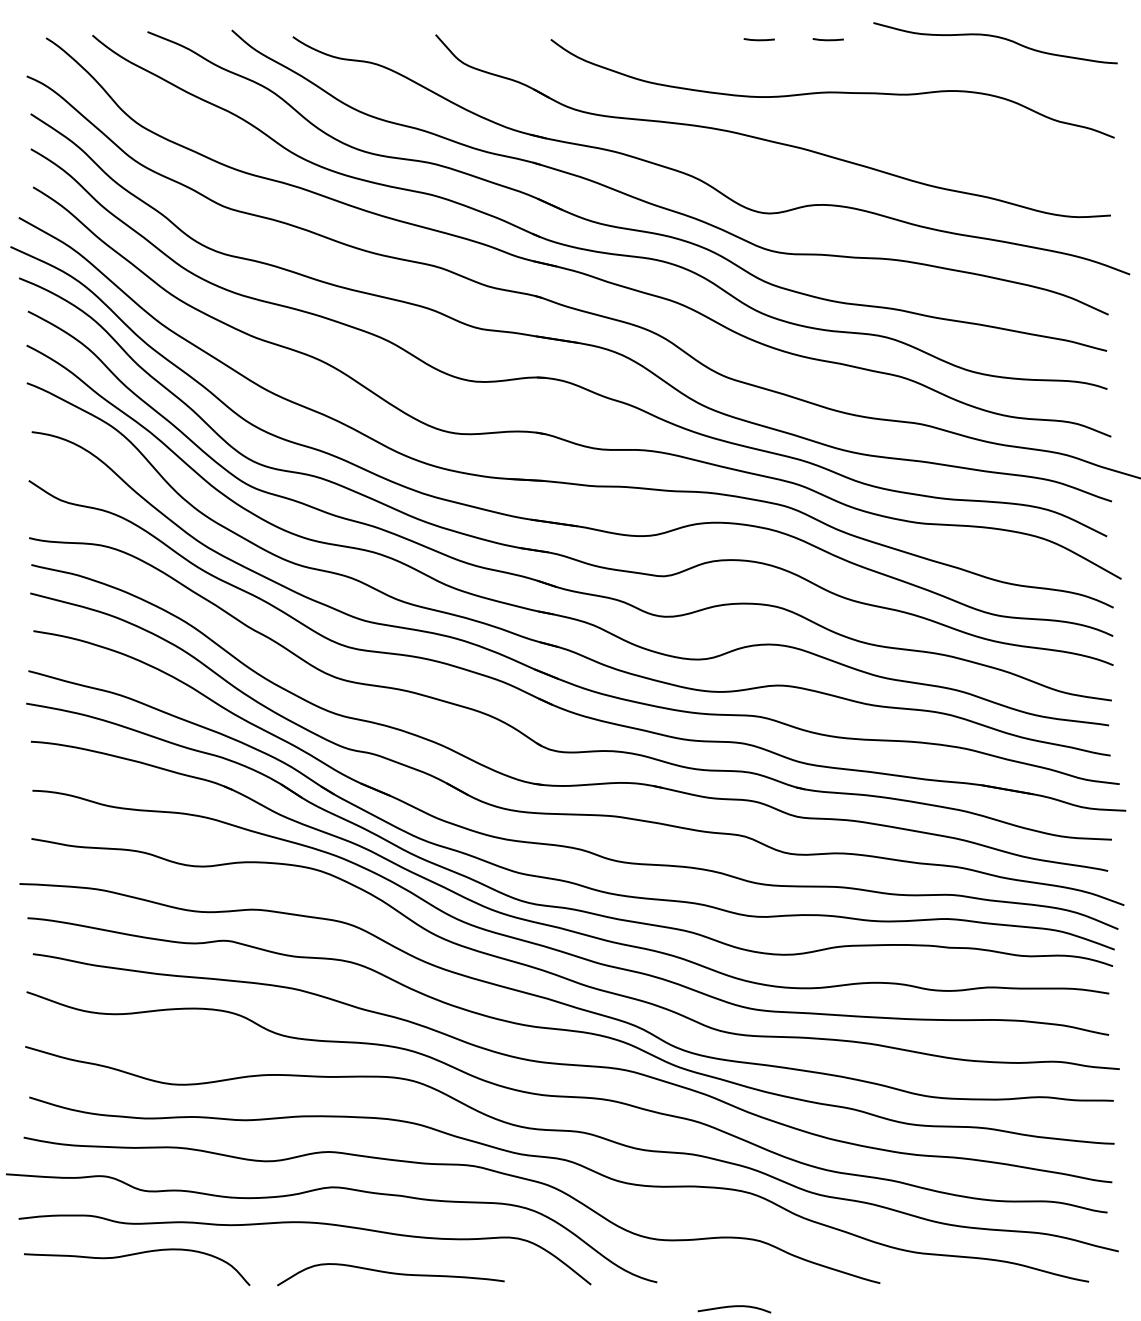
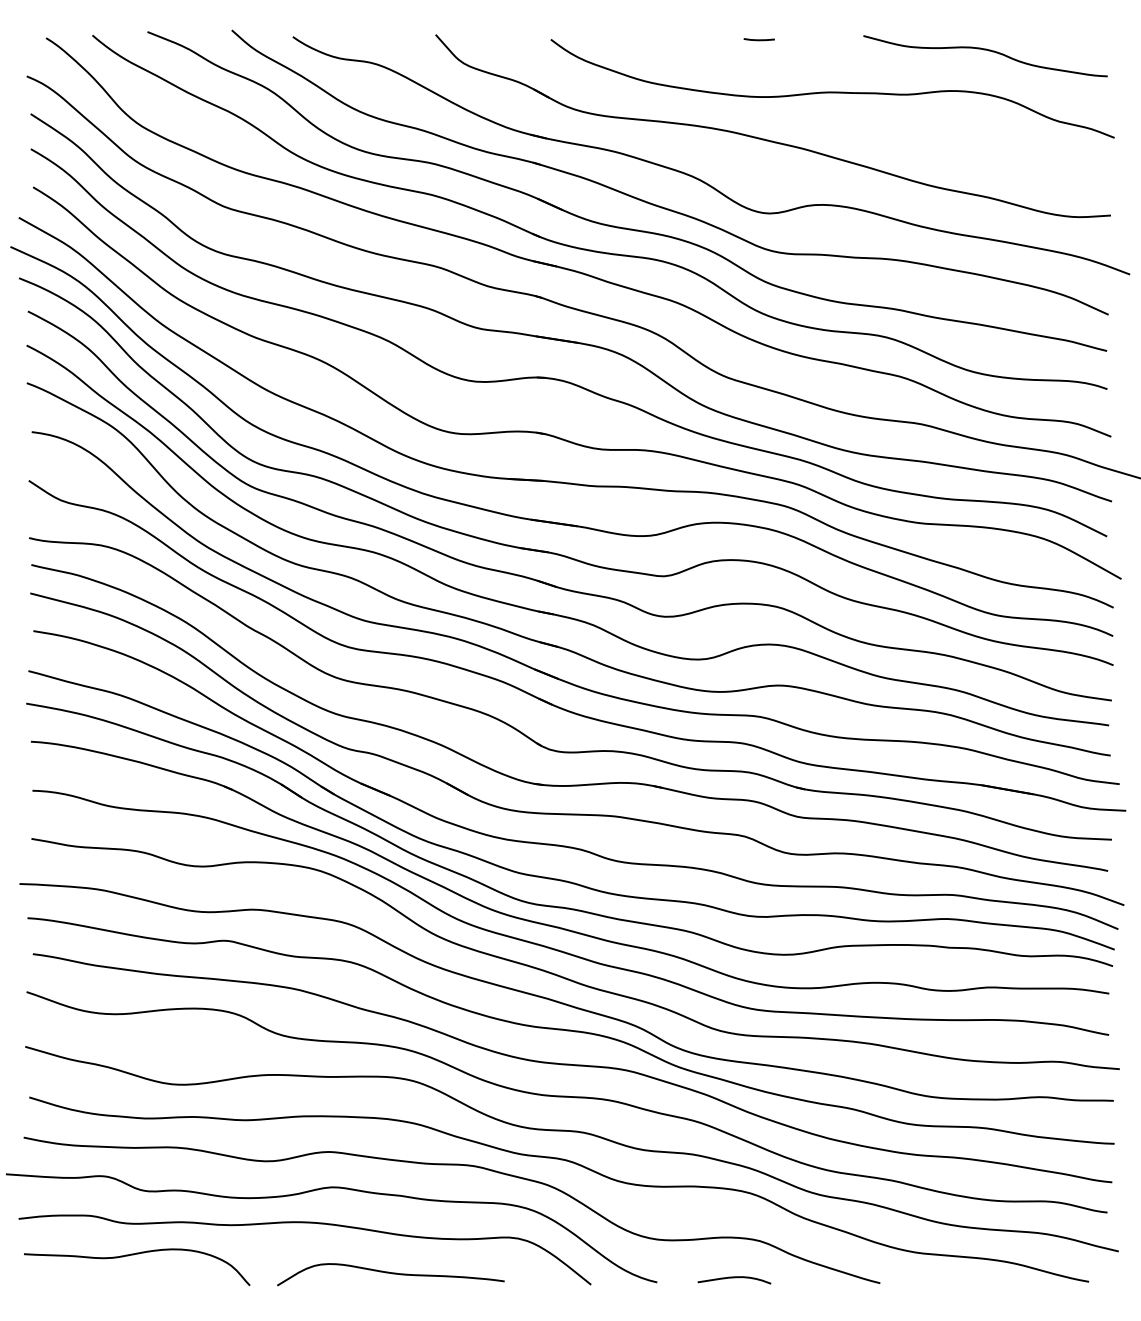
curve position: (998, 38) -> (988, 51) (988, 51)
line: present -> none (827, 39)
curve position: (734, 1307) -> (734, 1278) (734, 1278)
